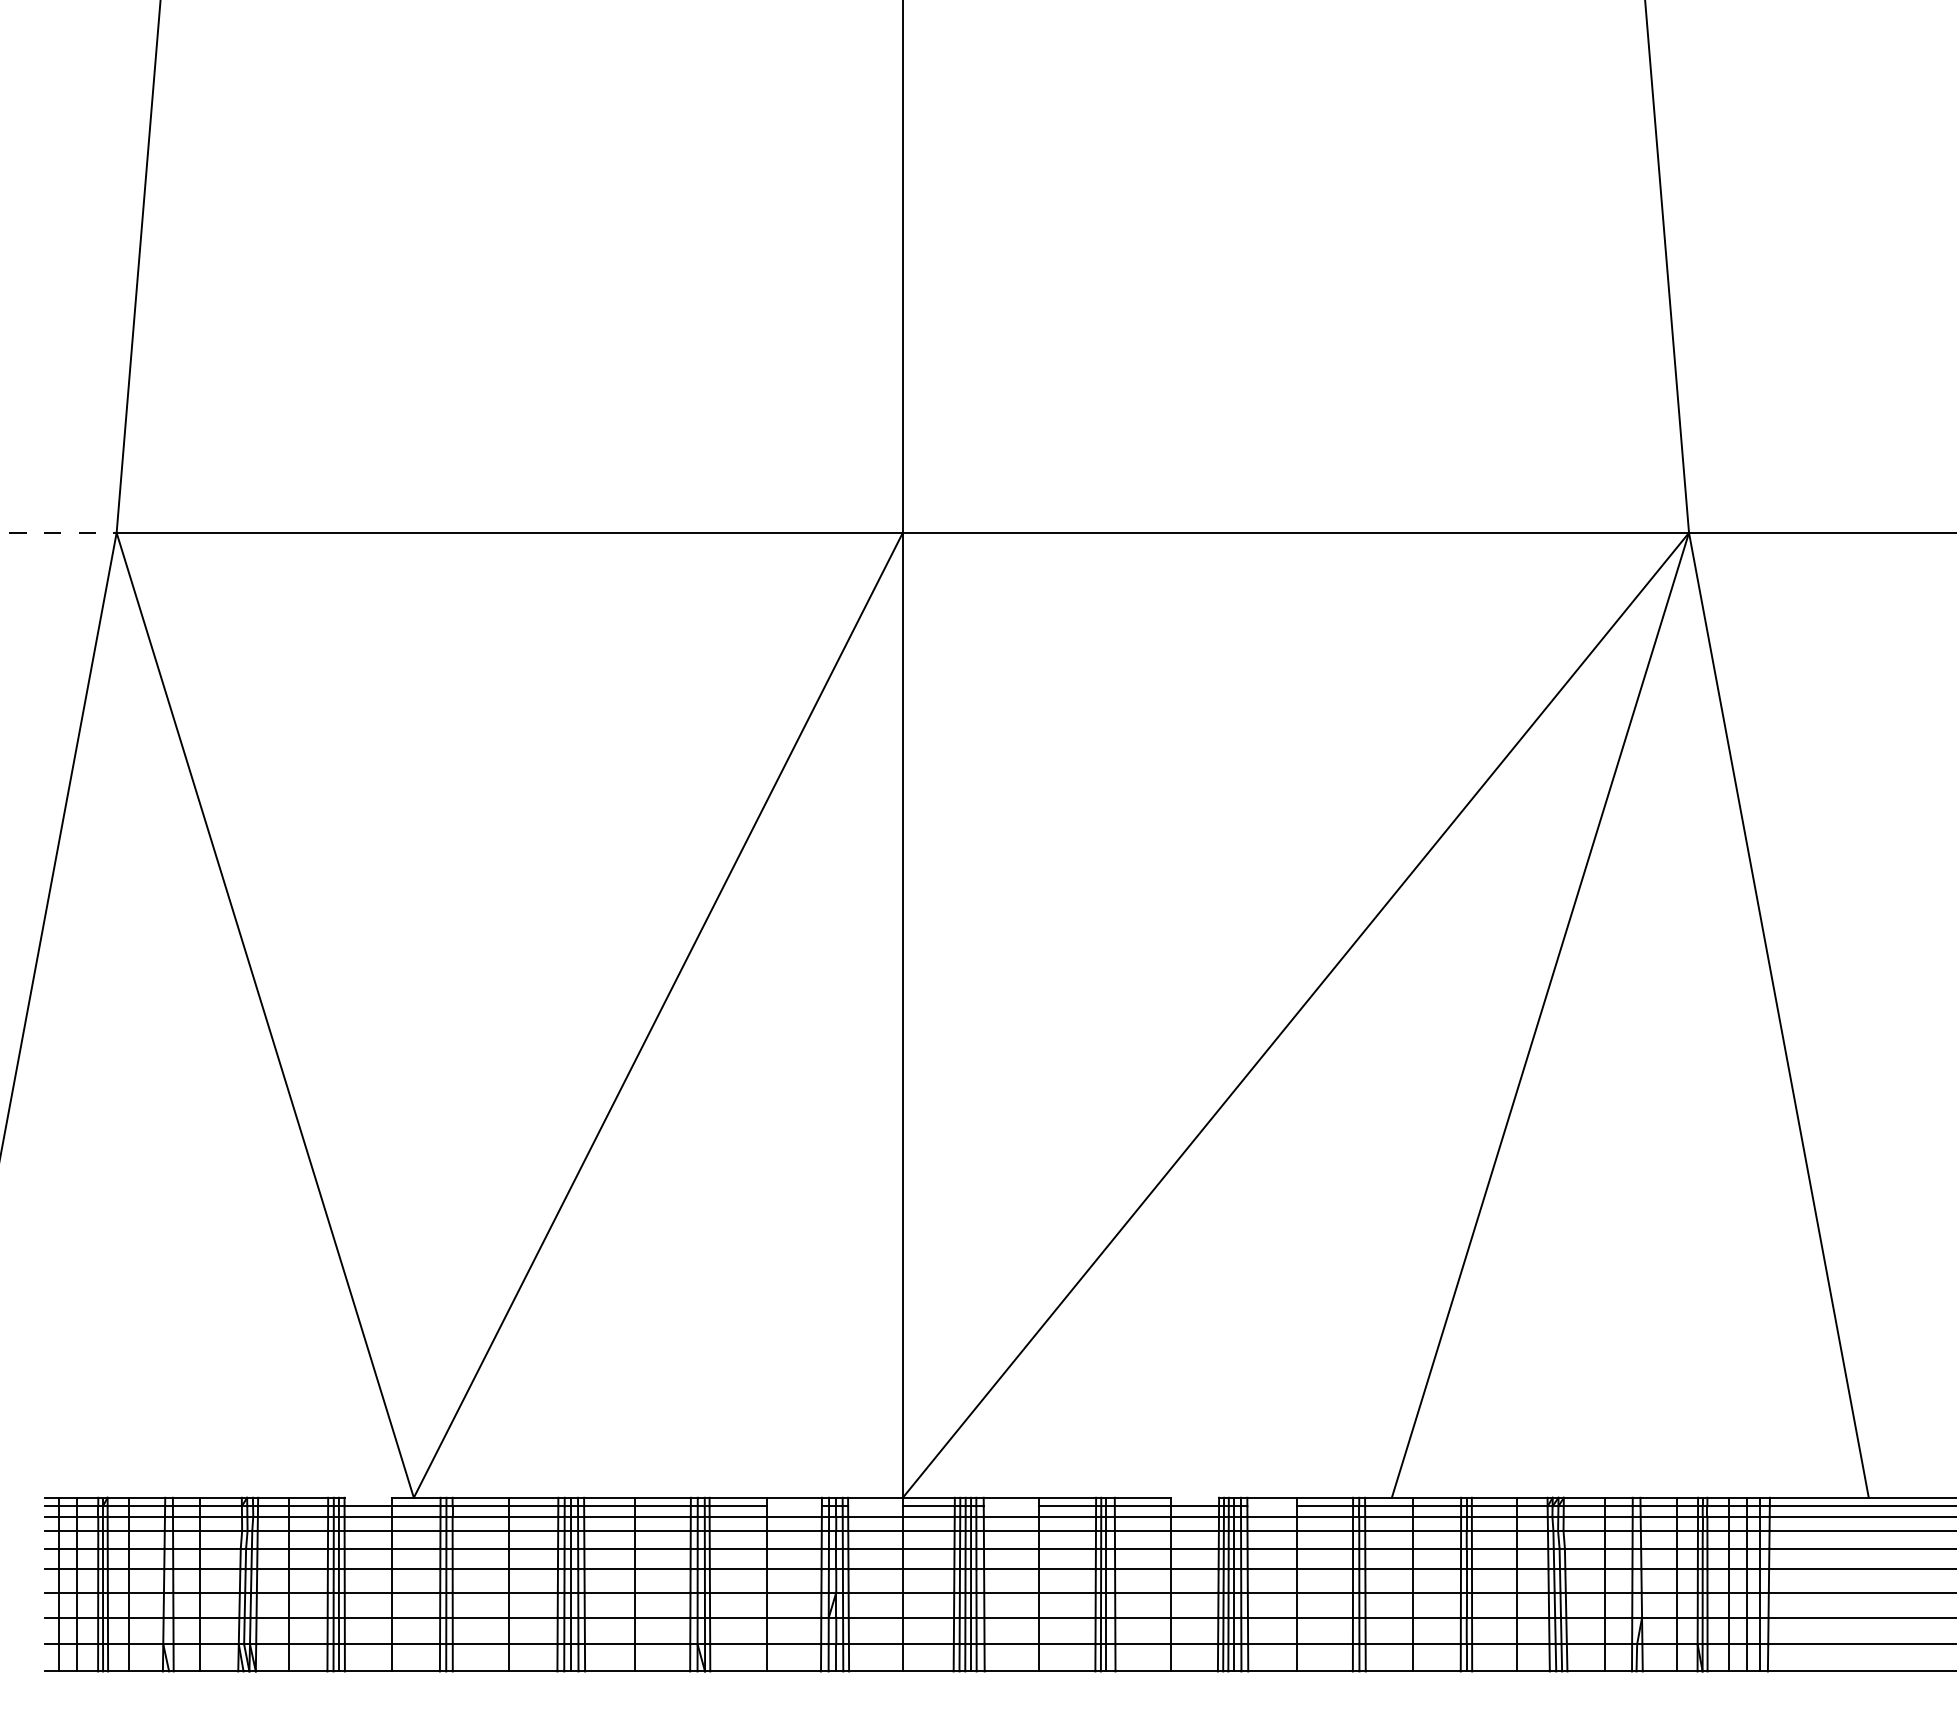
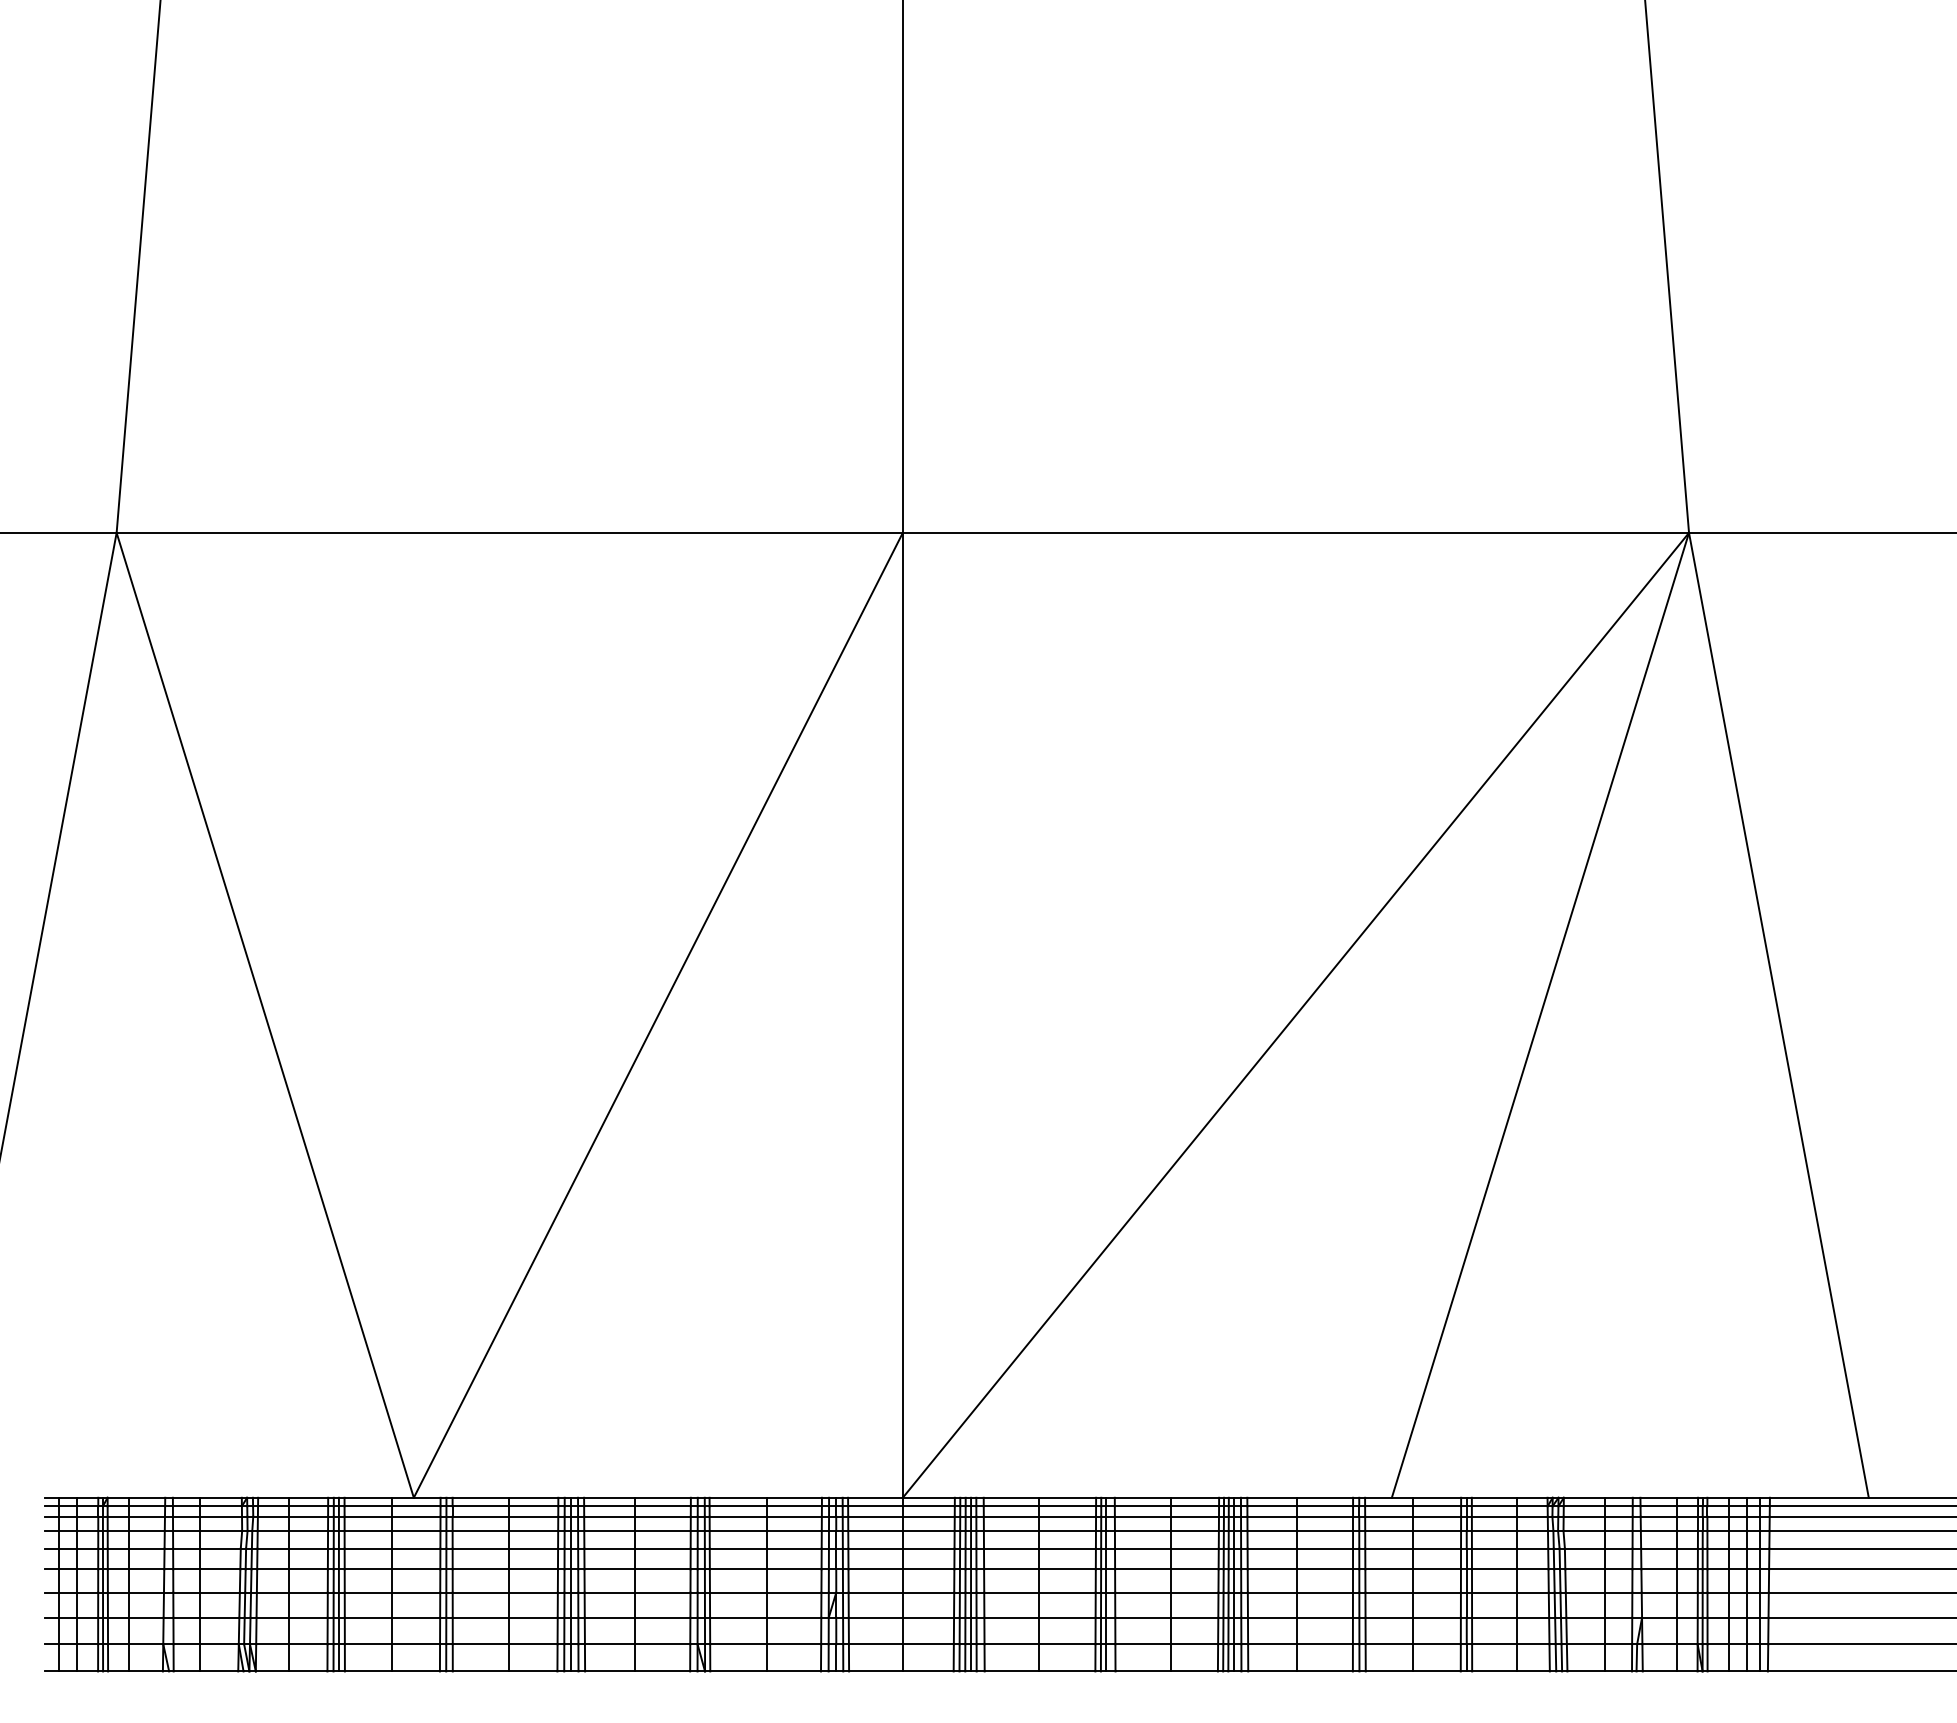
line: dashed -> solid (58, 532)
line: none -> present (368, 1497)
line: none -> present (1195, 1497)
line: none -> present (794, 1506)
line: none -> present (875, 1506)
line: none -> present (1010, 1506)
line: none -> present (1272, 1506)
